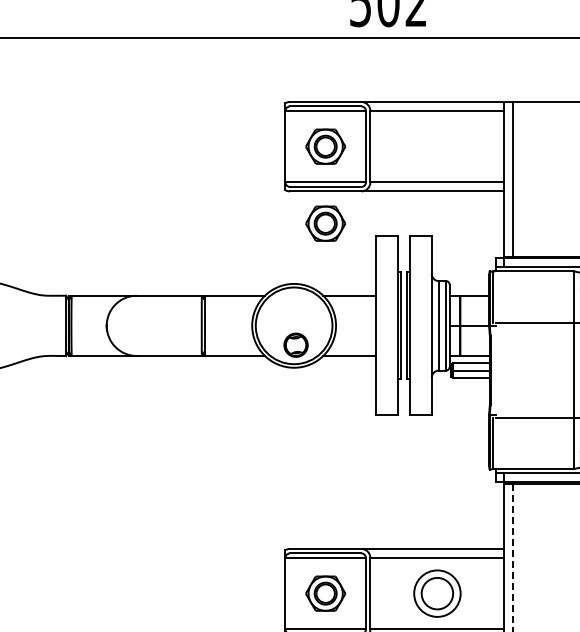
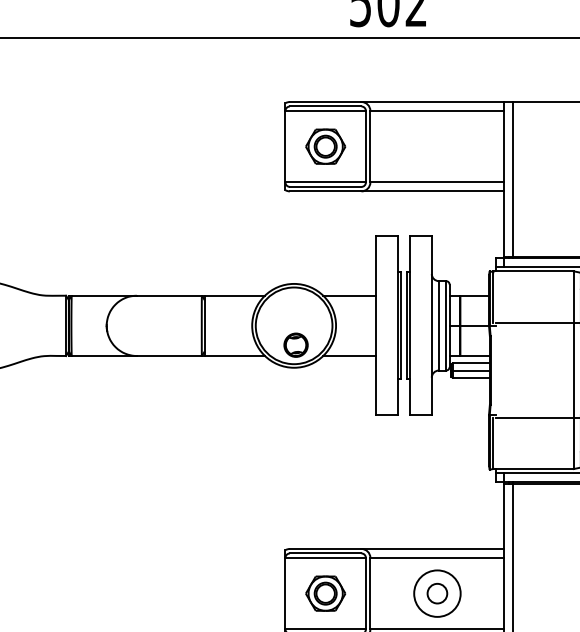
part: present -> none (325, 223)
line: dashed -> solid (513, 557)
circle diameter: 31 px -> 20 px (437, 593)
